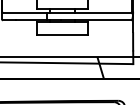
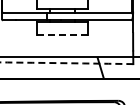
line: solid -> dashed (62, 34)
arc: solid -> dashed (65, 63)
